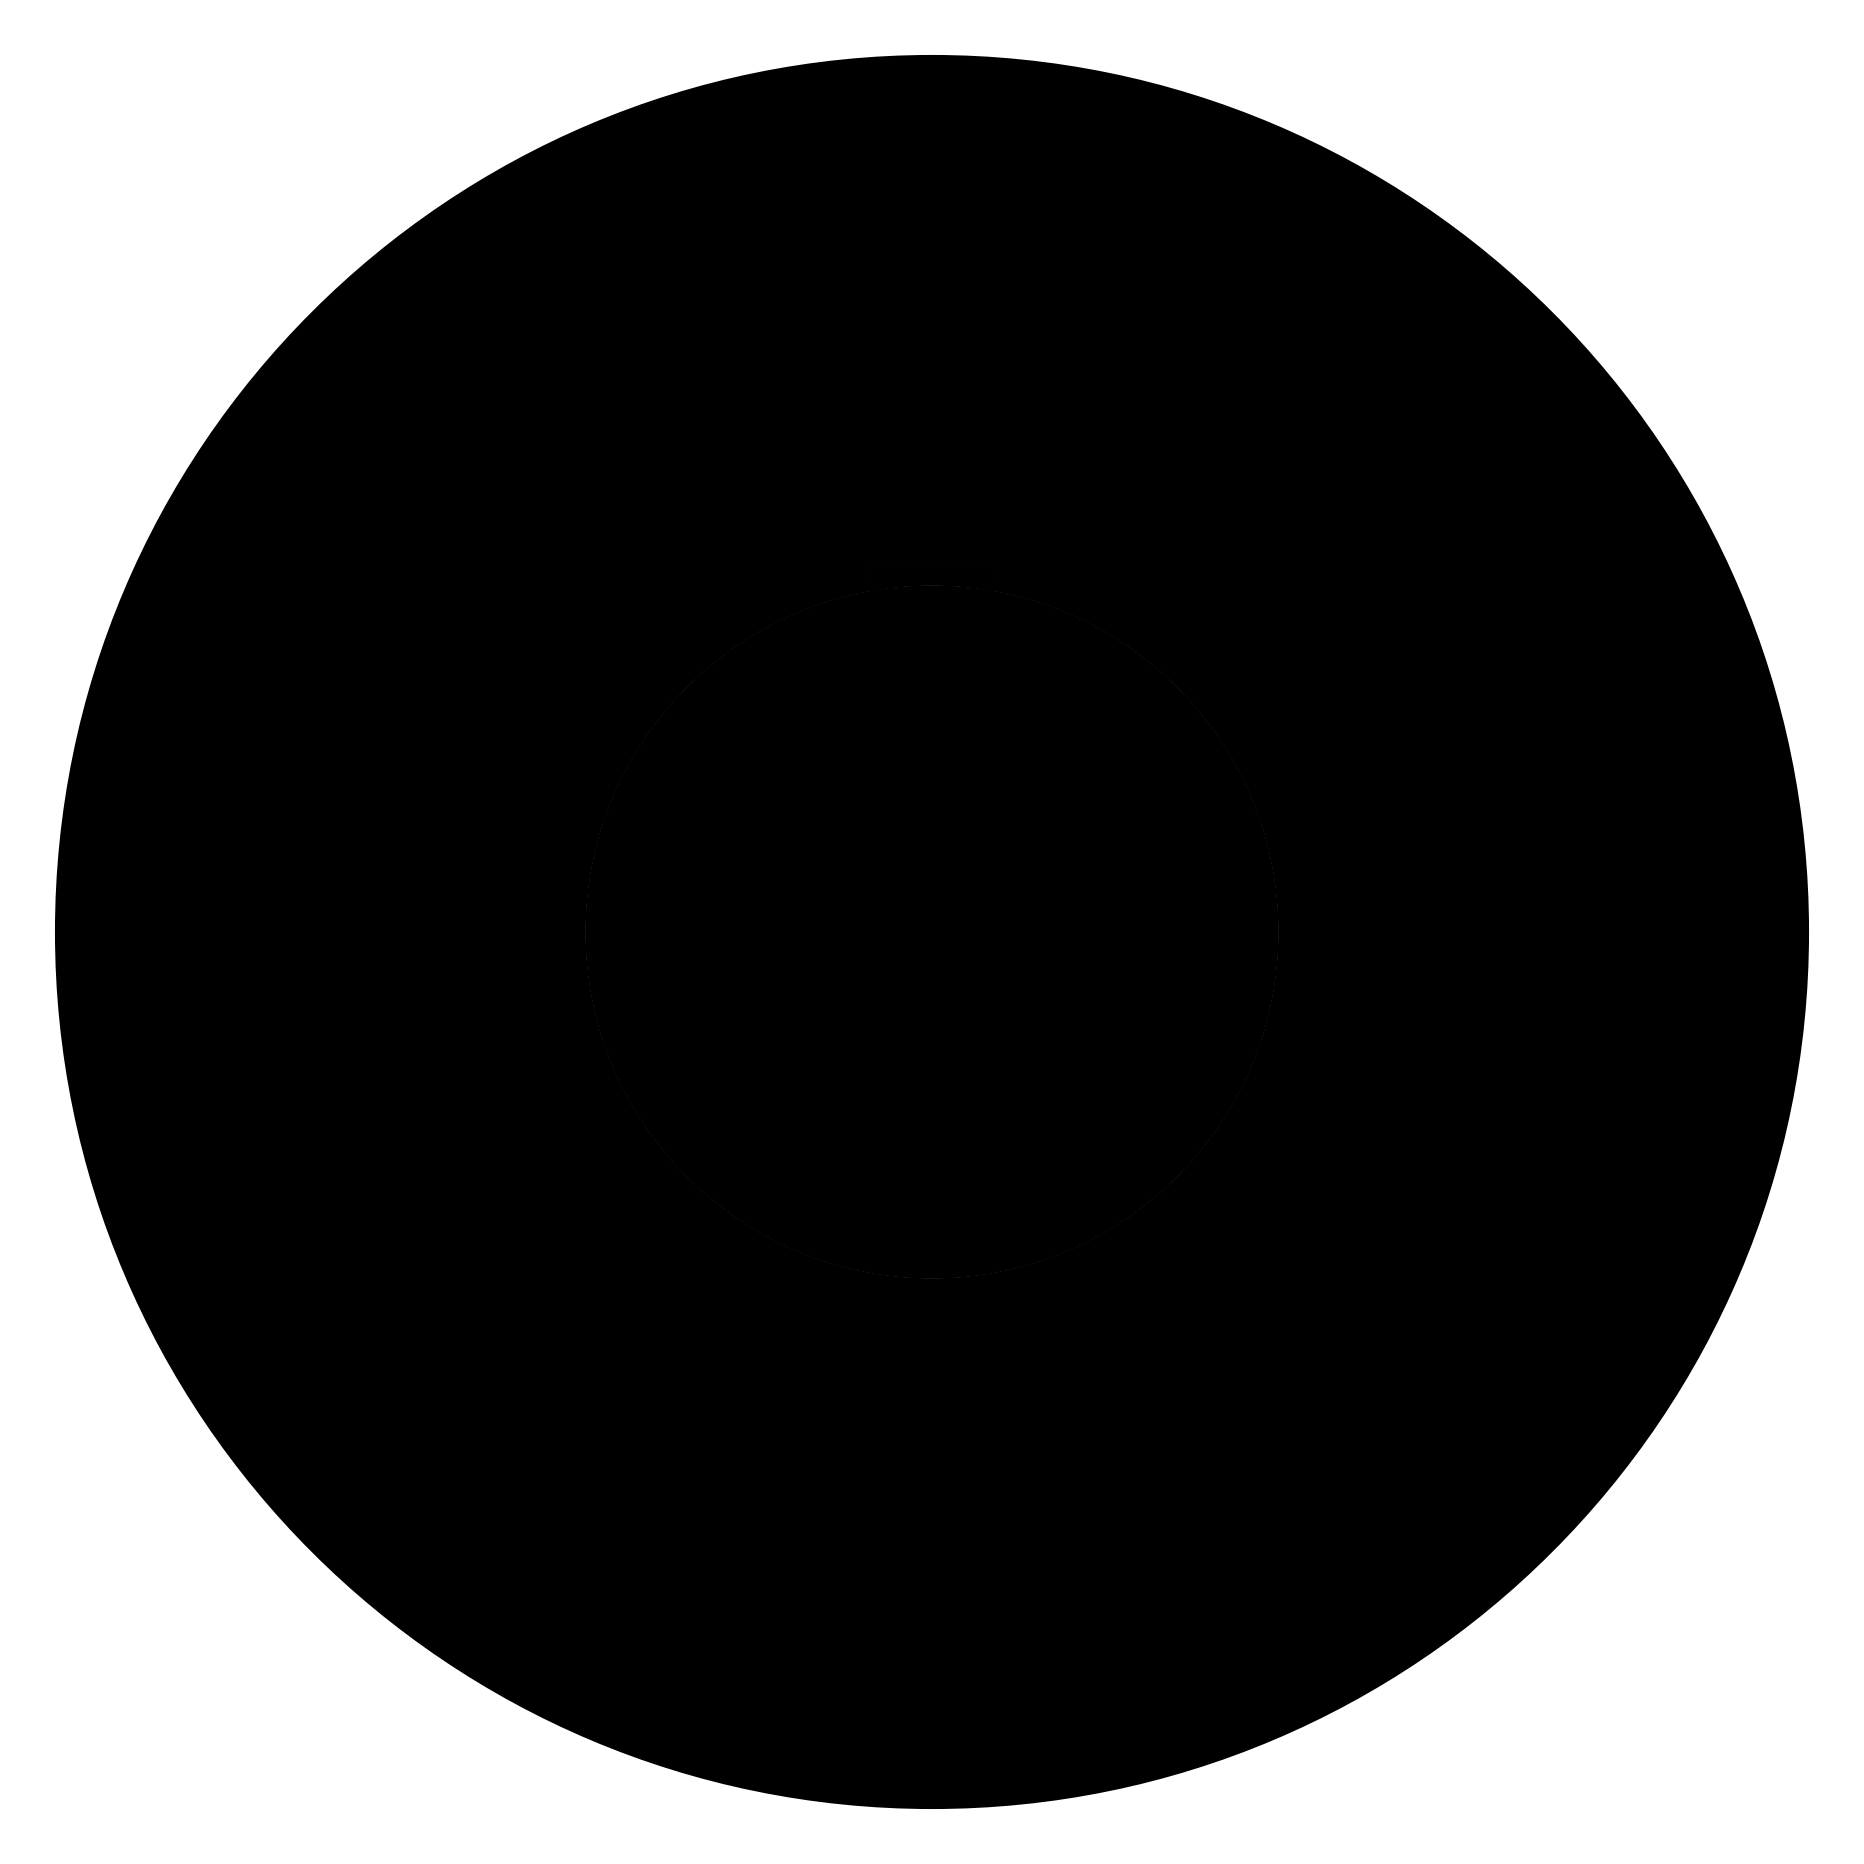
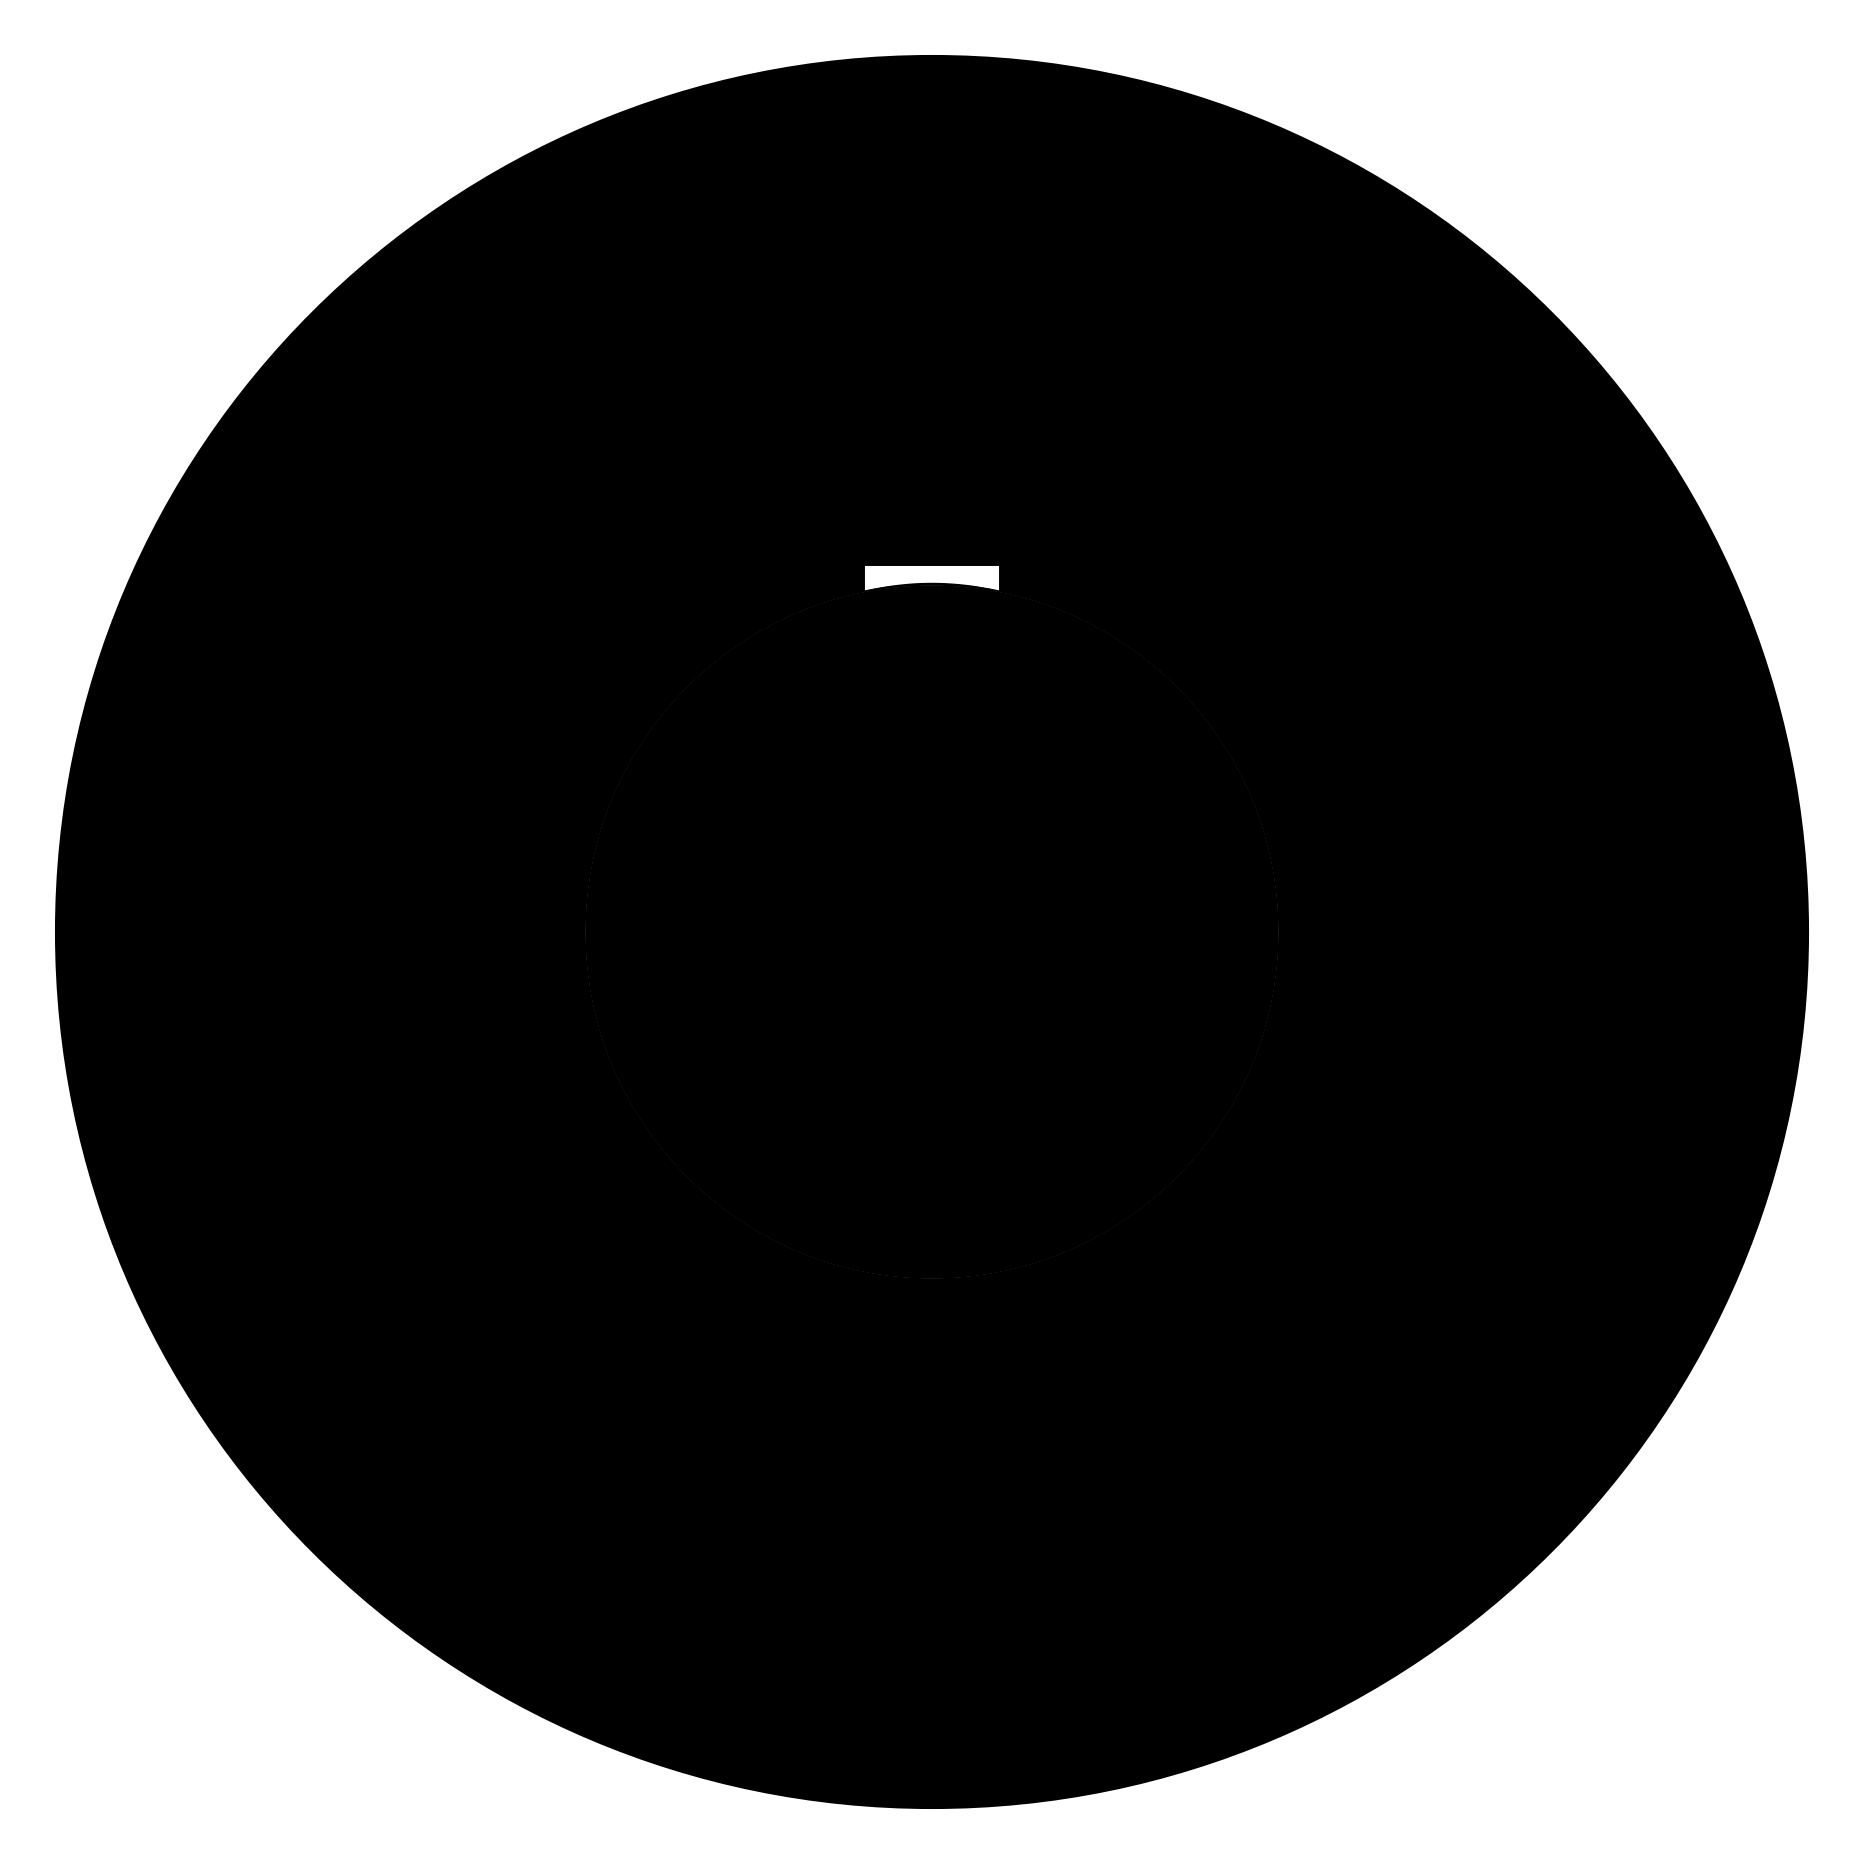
fill: present -> none (931, 578)
